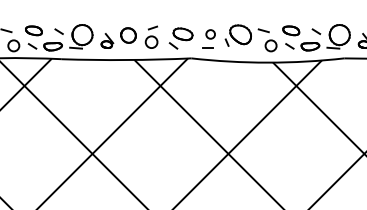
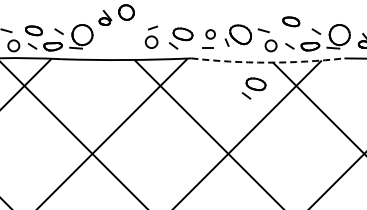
part position: (291, 30) -> (291, 21) (291, 21)
part position: (118, 37) -> (116, 14) (116, 14)
arc: solid -> dashed (267, 62)
part: none -> present (253, 88)
